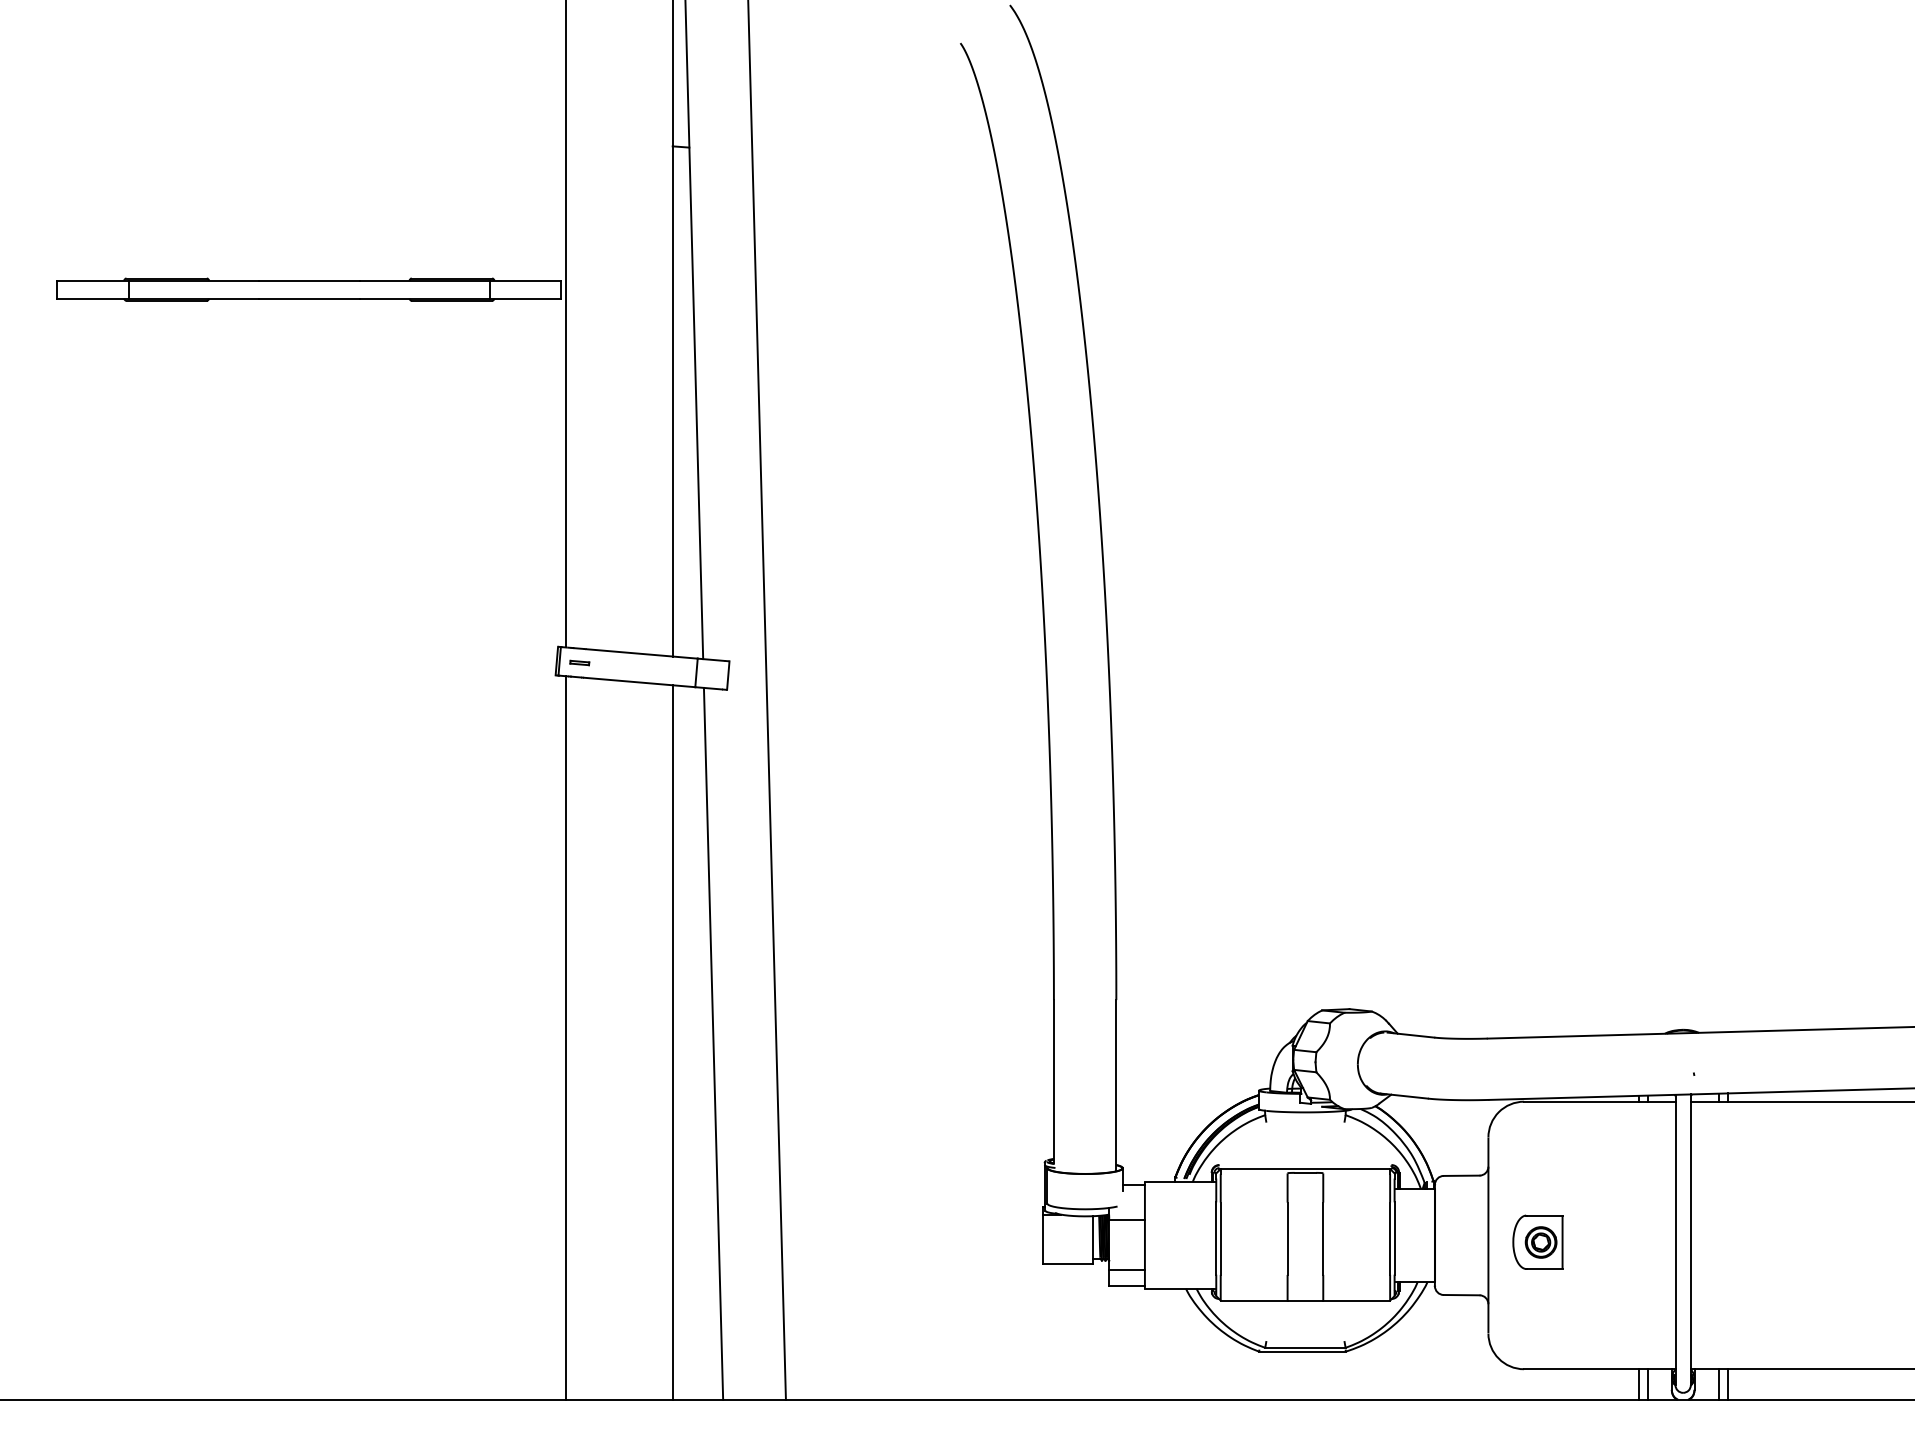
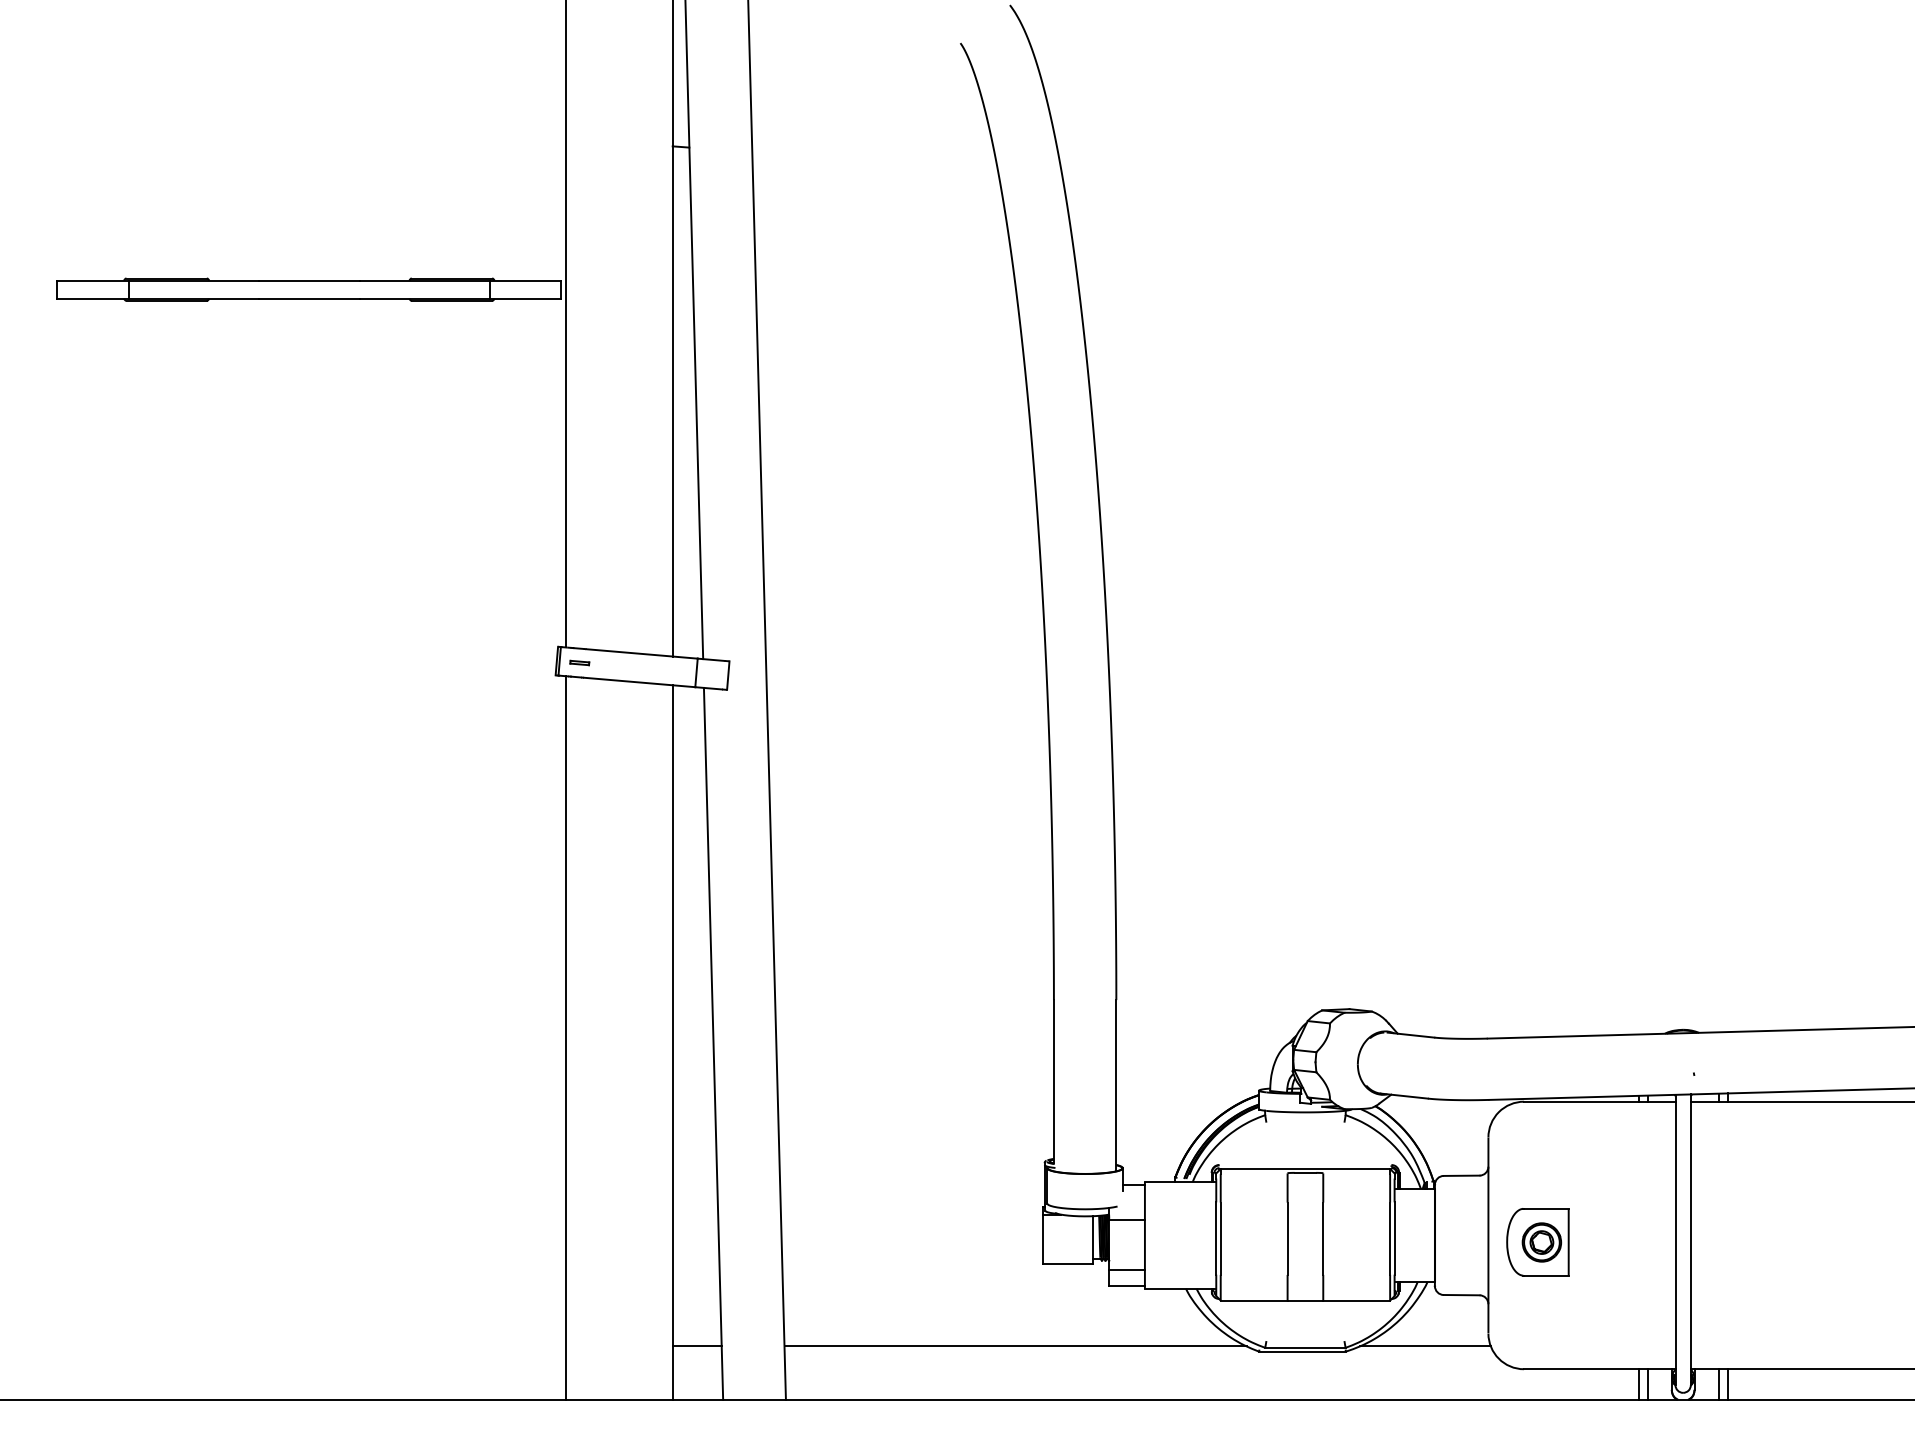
part size: 52x56 px -> 64x69 px (1537, 1242)
line: none -> present (696, 1346)
line: none -> present (1015, 1346)
line: none -> present (1425, 1346)
